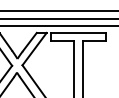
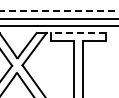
line: solid -> dashed (59, 11)
line: solid -> dashed (78, 32)
